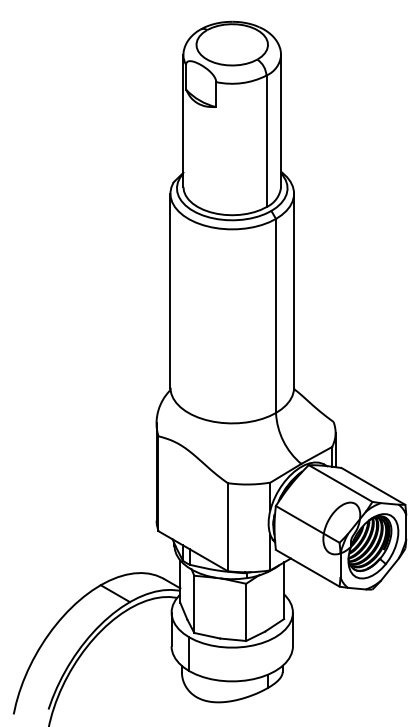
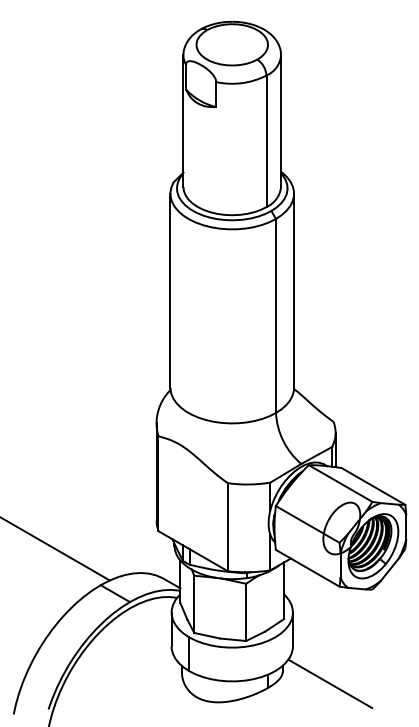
line: none -> present (55, 549)
line: none -> present (330, 683)
